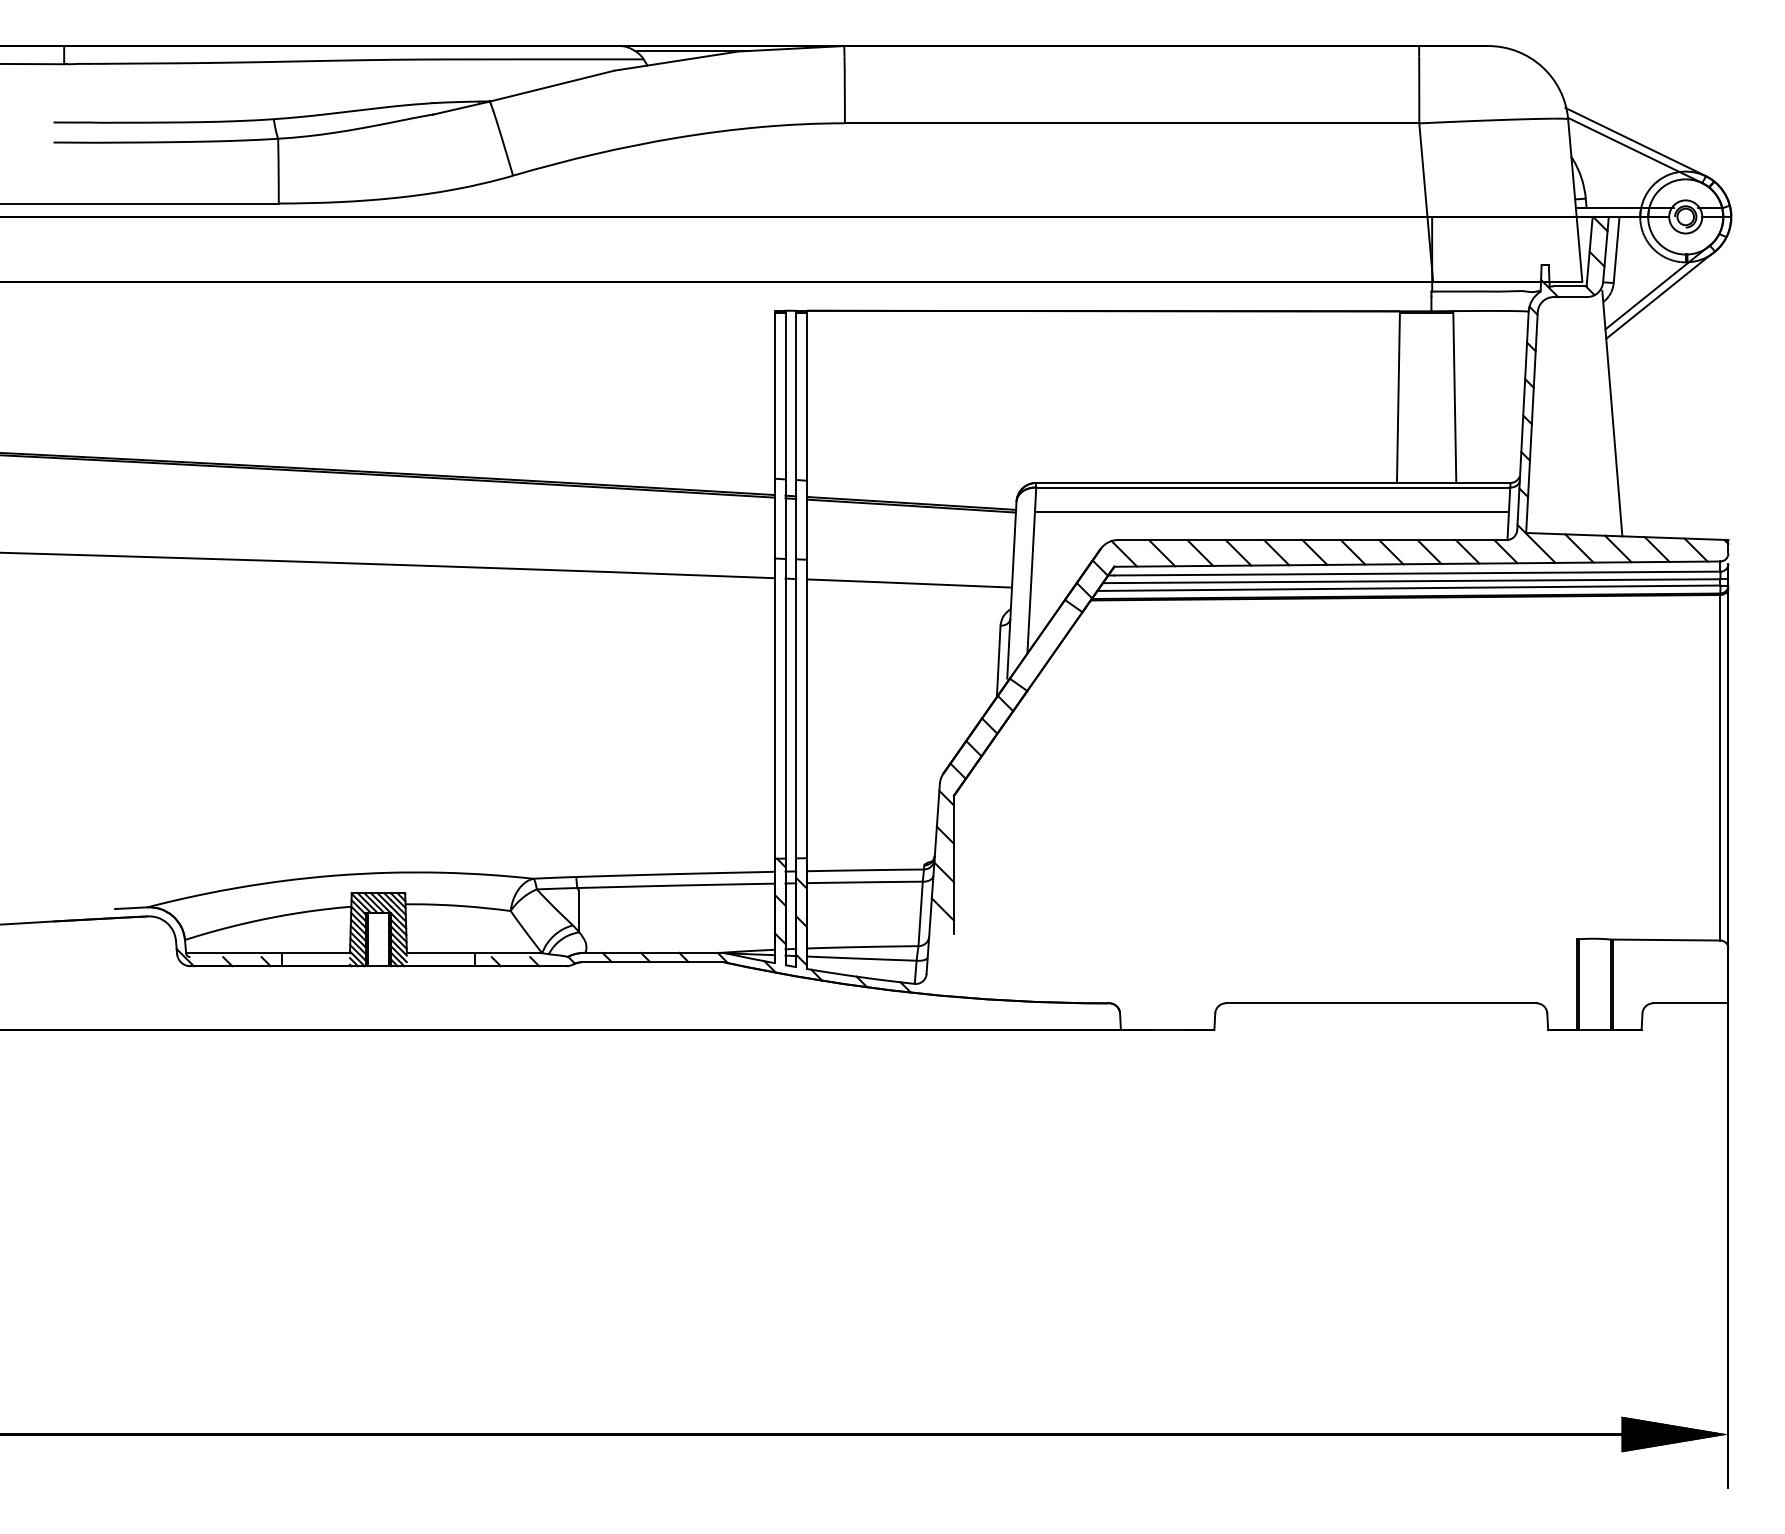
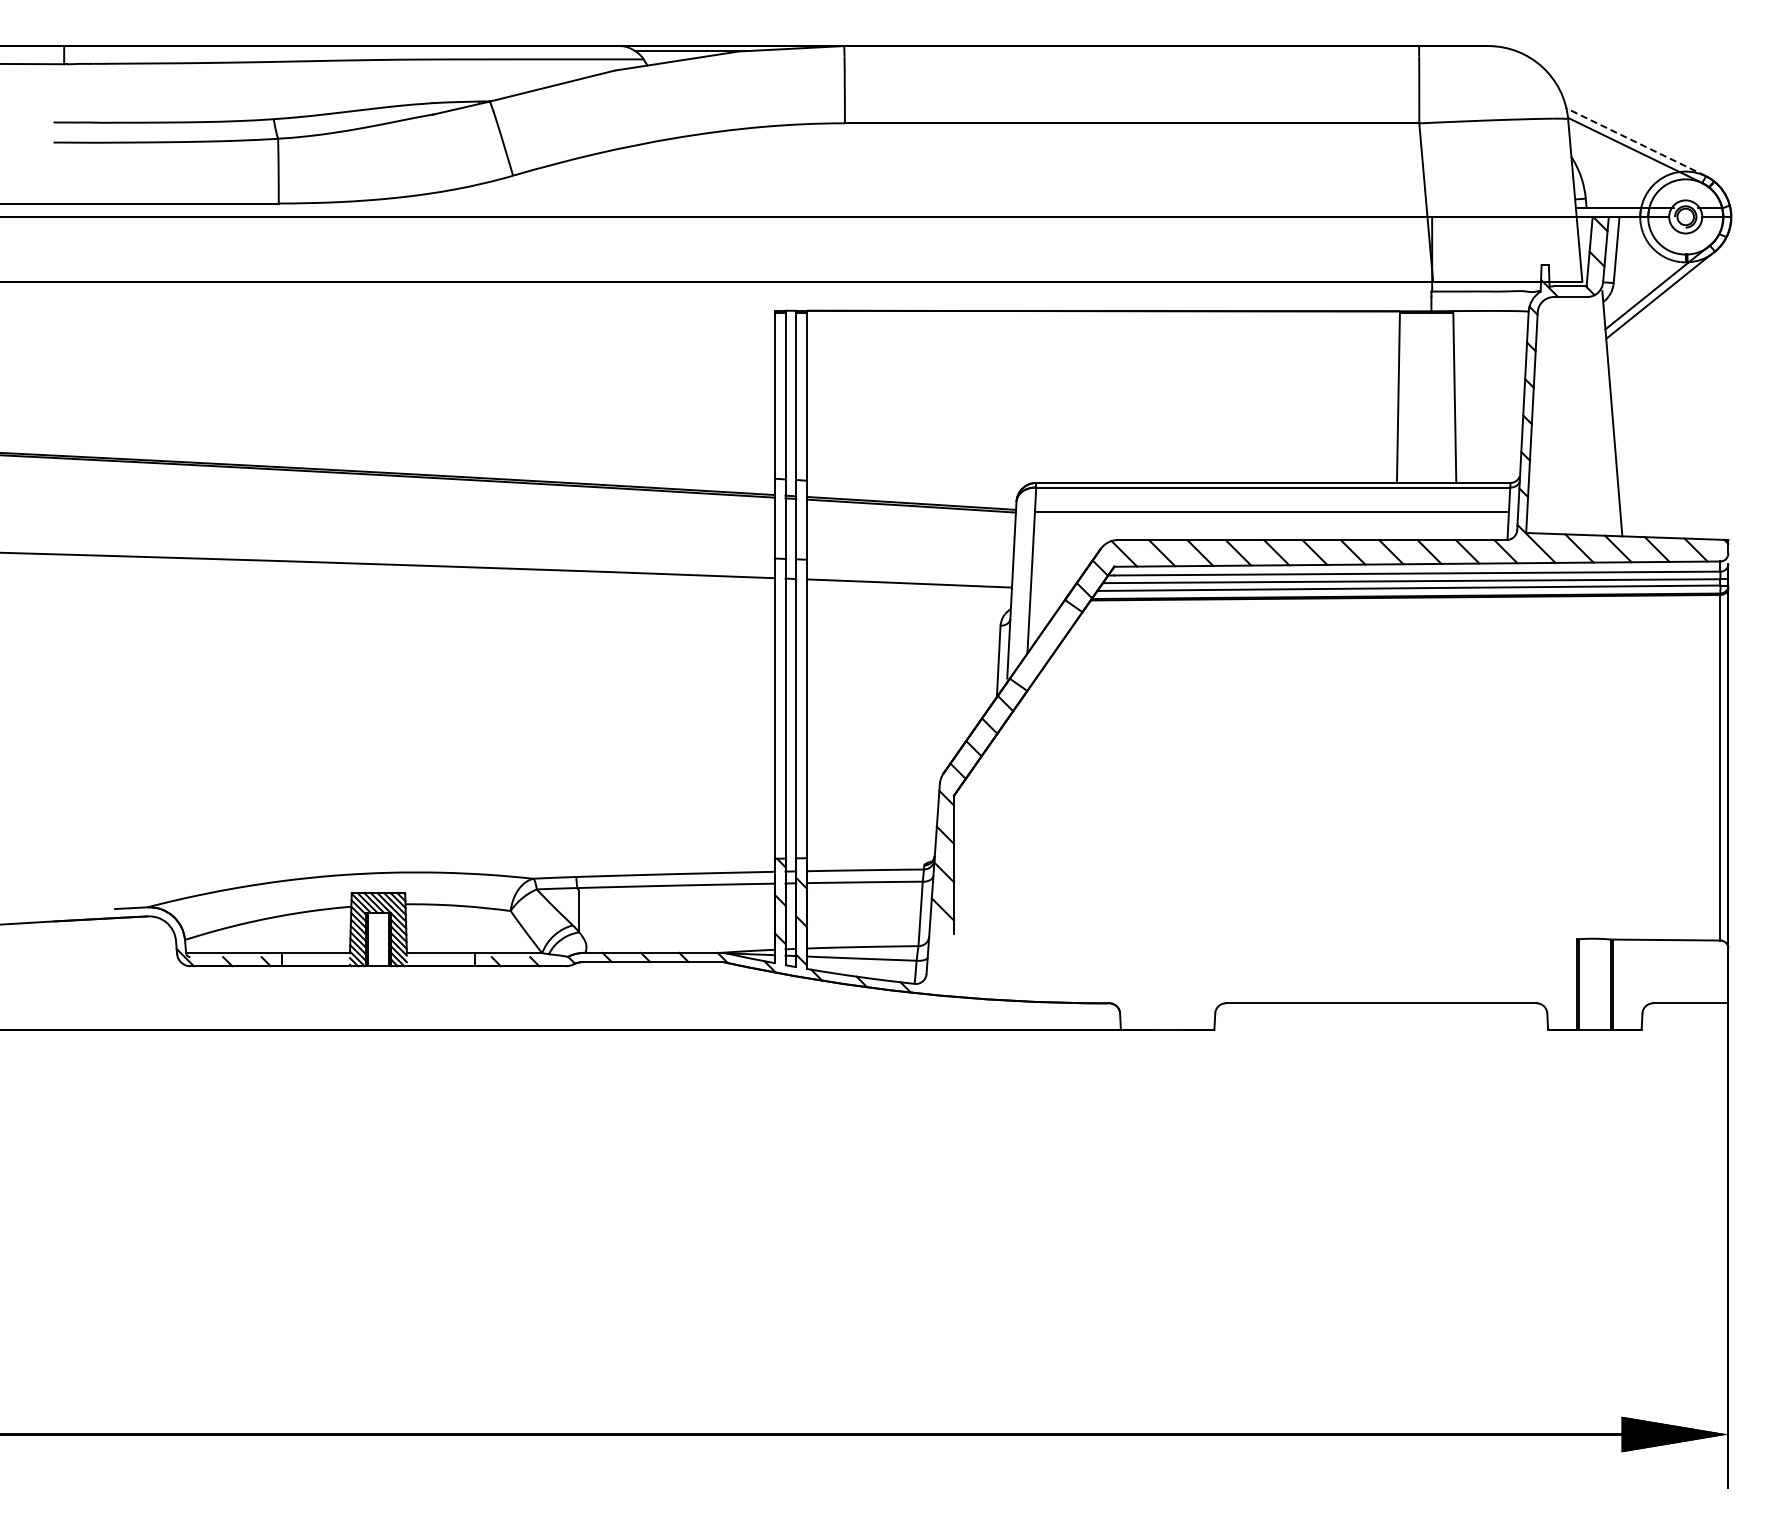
line: solid -> dashed (1635, 141)
